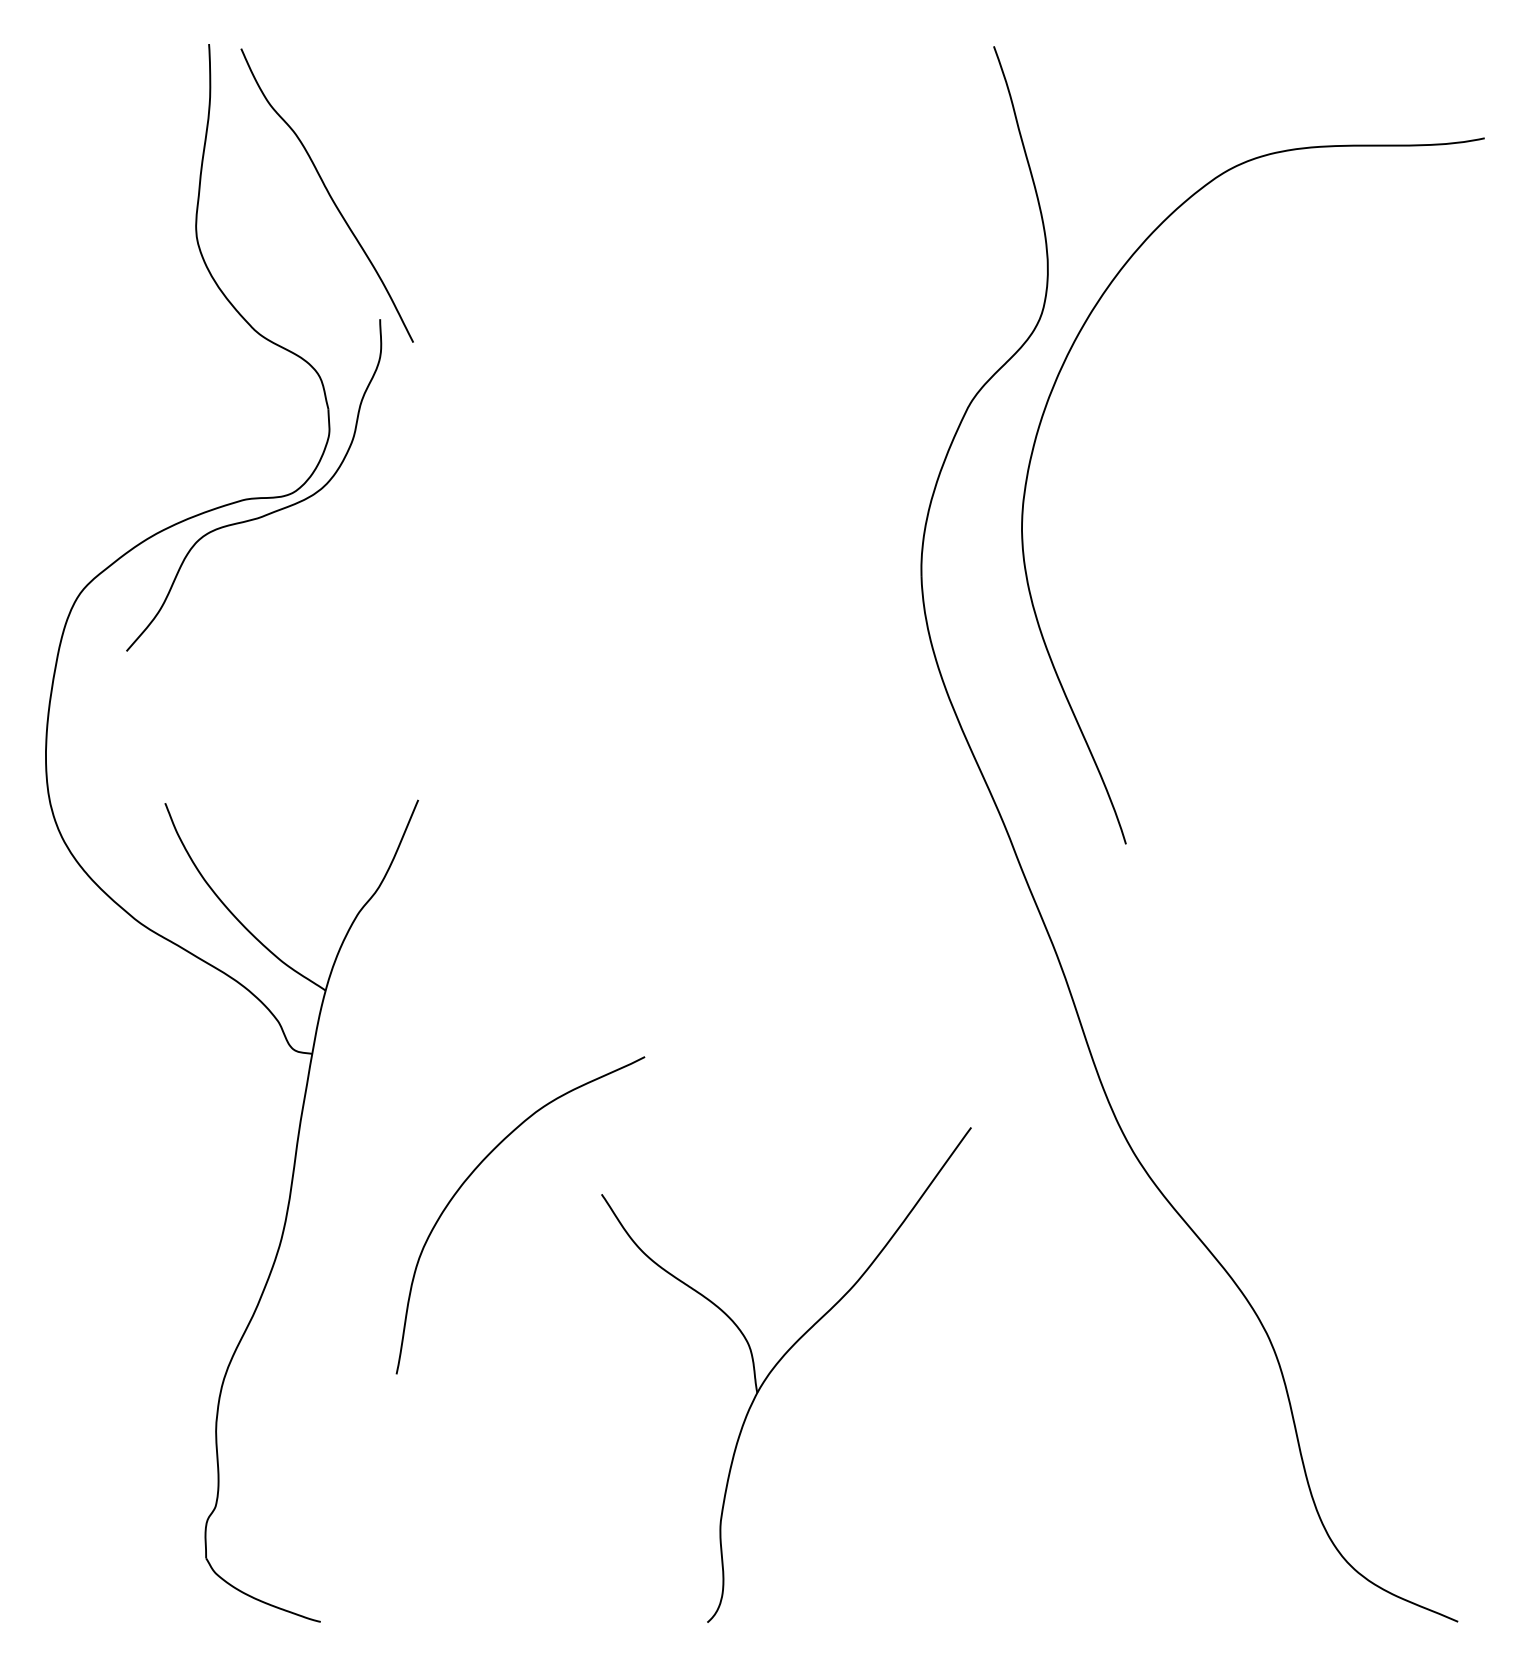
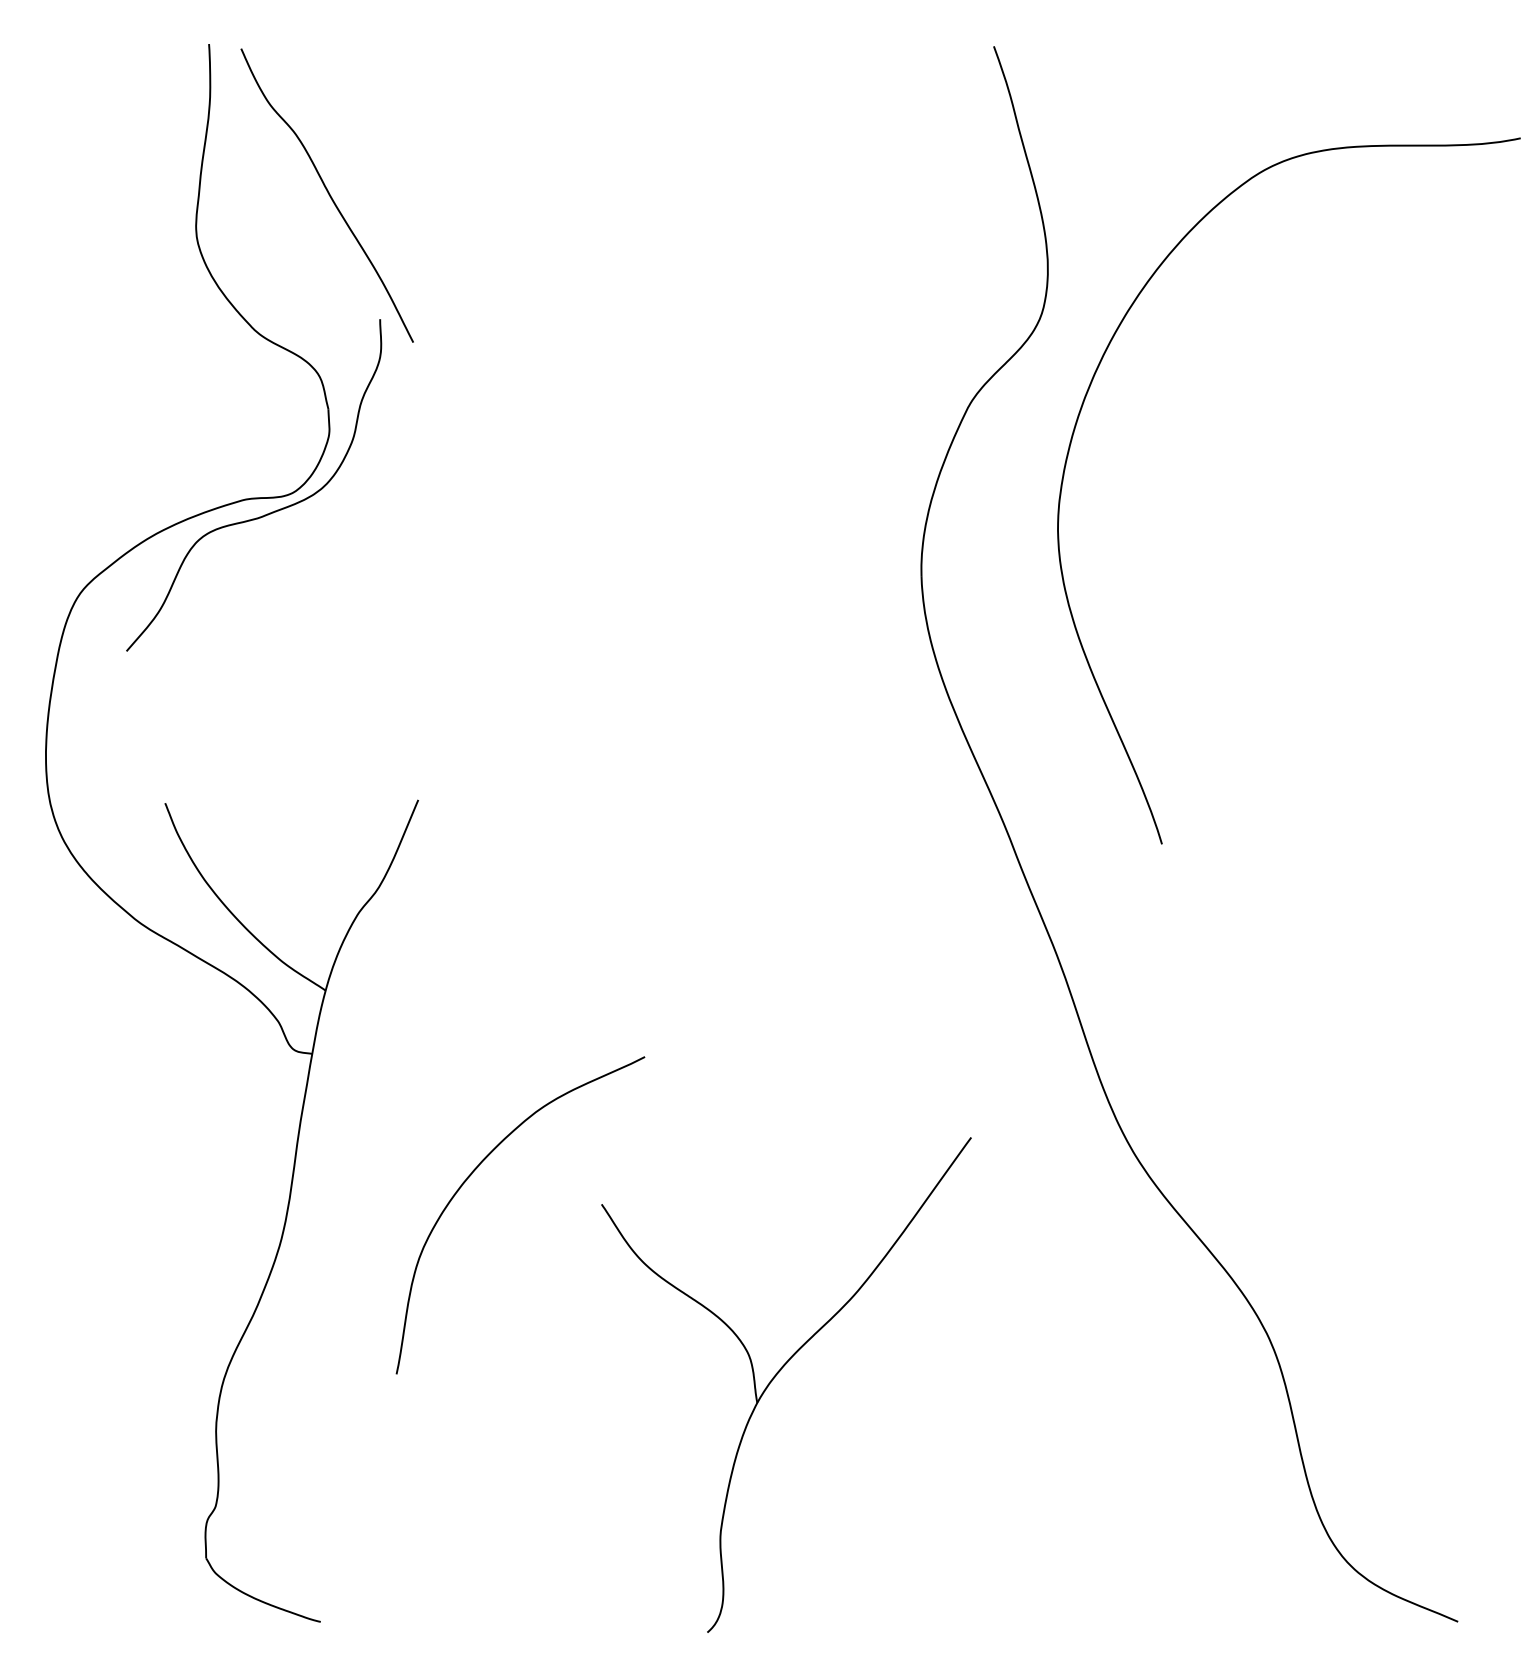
curve position: (1041, 423) -> (1077, 423) (1077, 423)
part position: (776, 1366) -> (776, 1376) (776, 1376)
